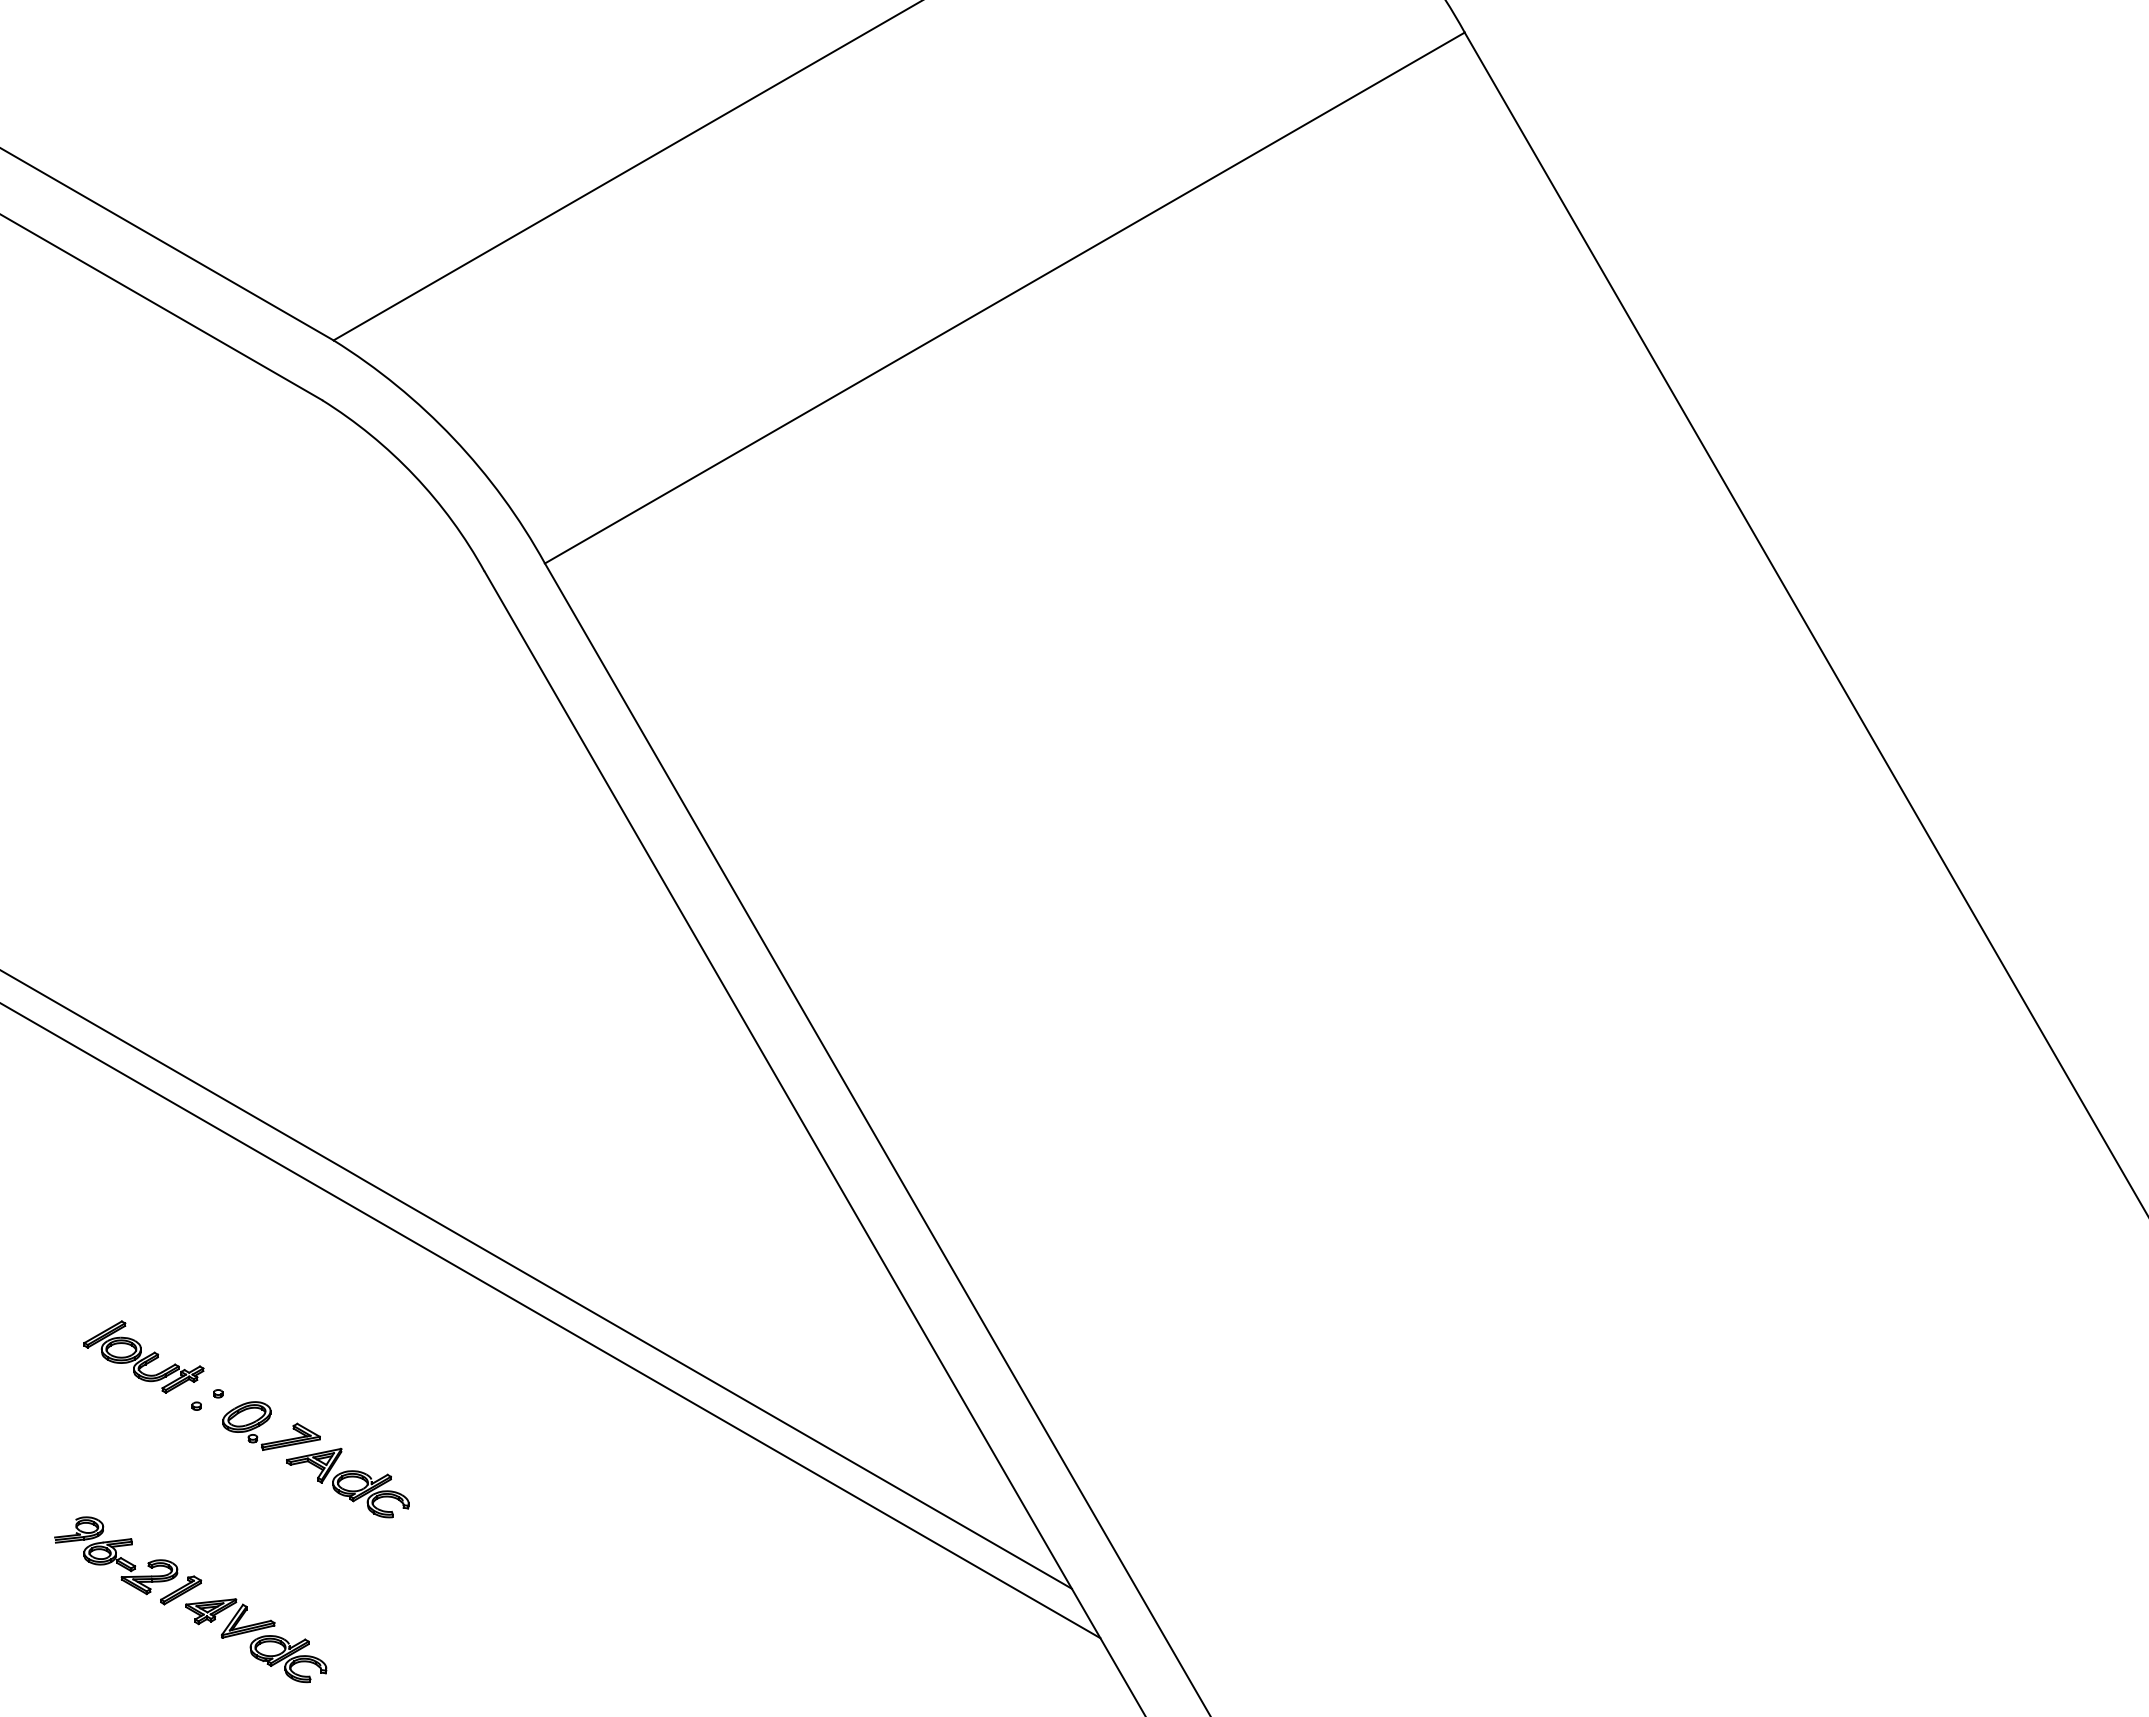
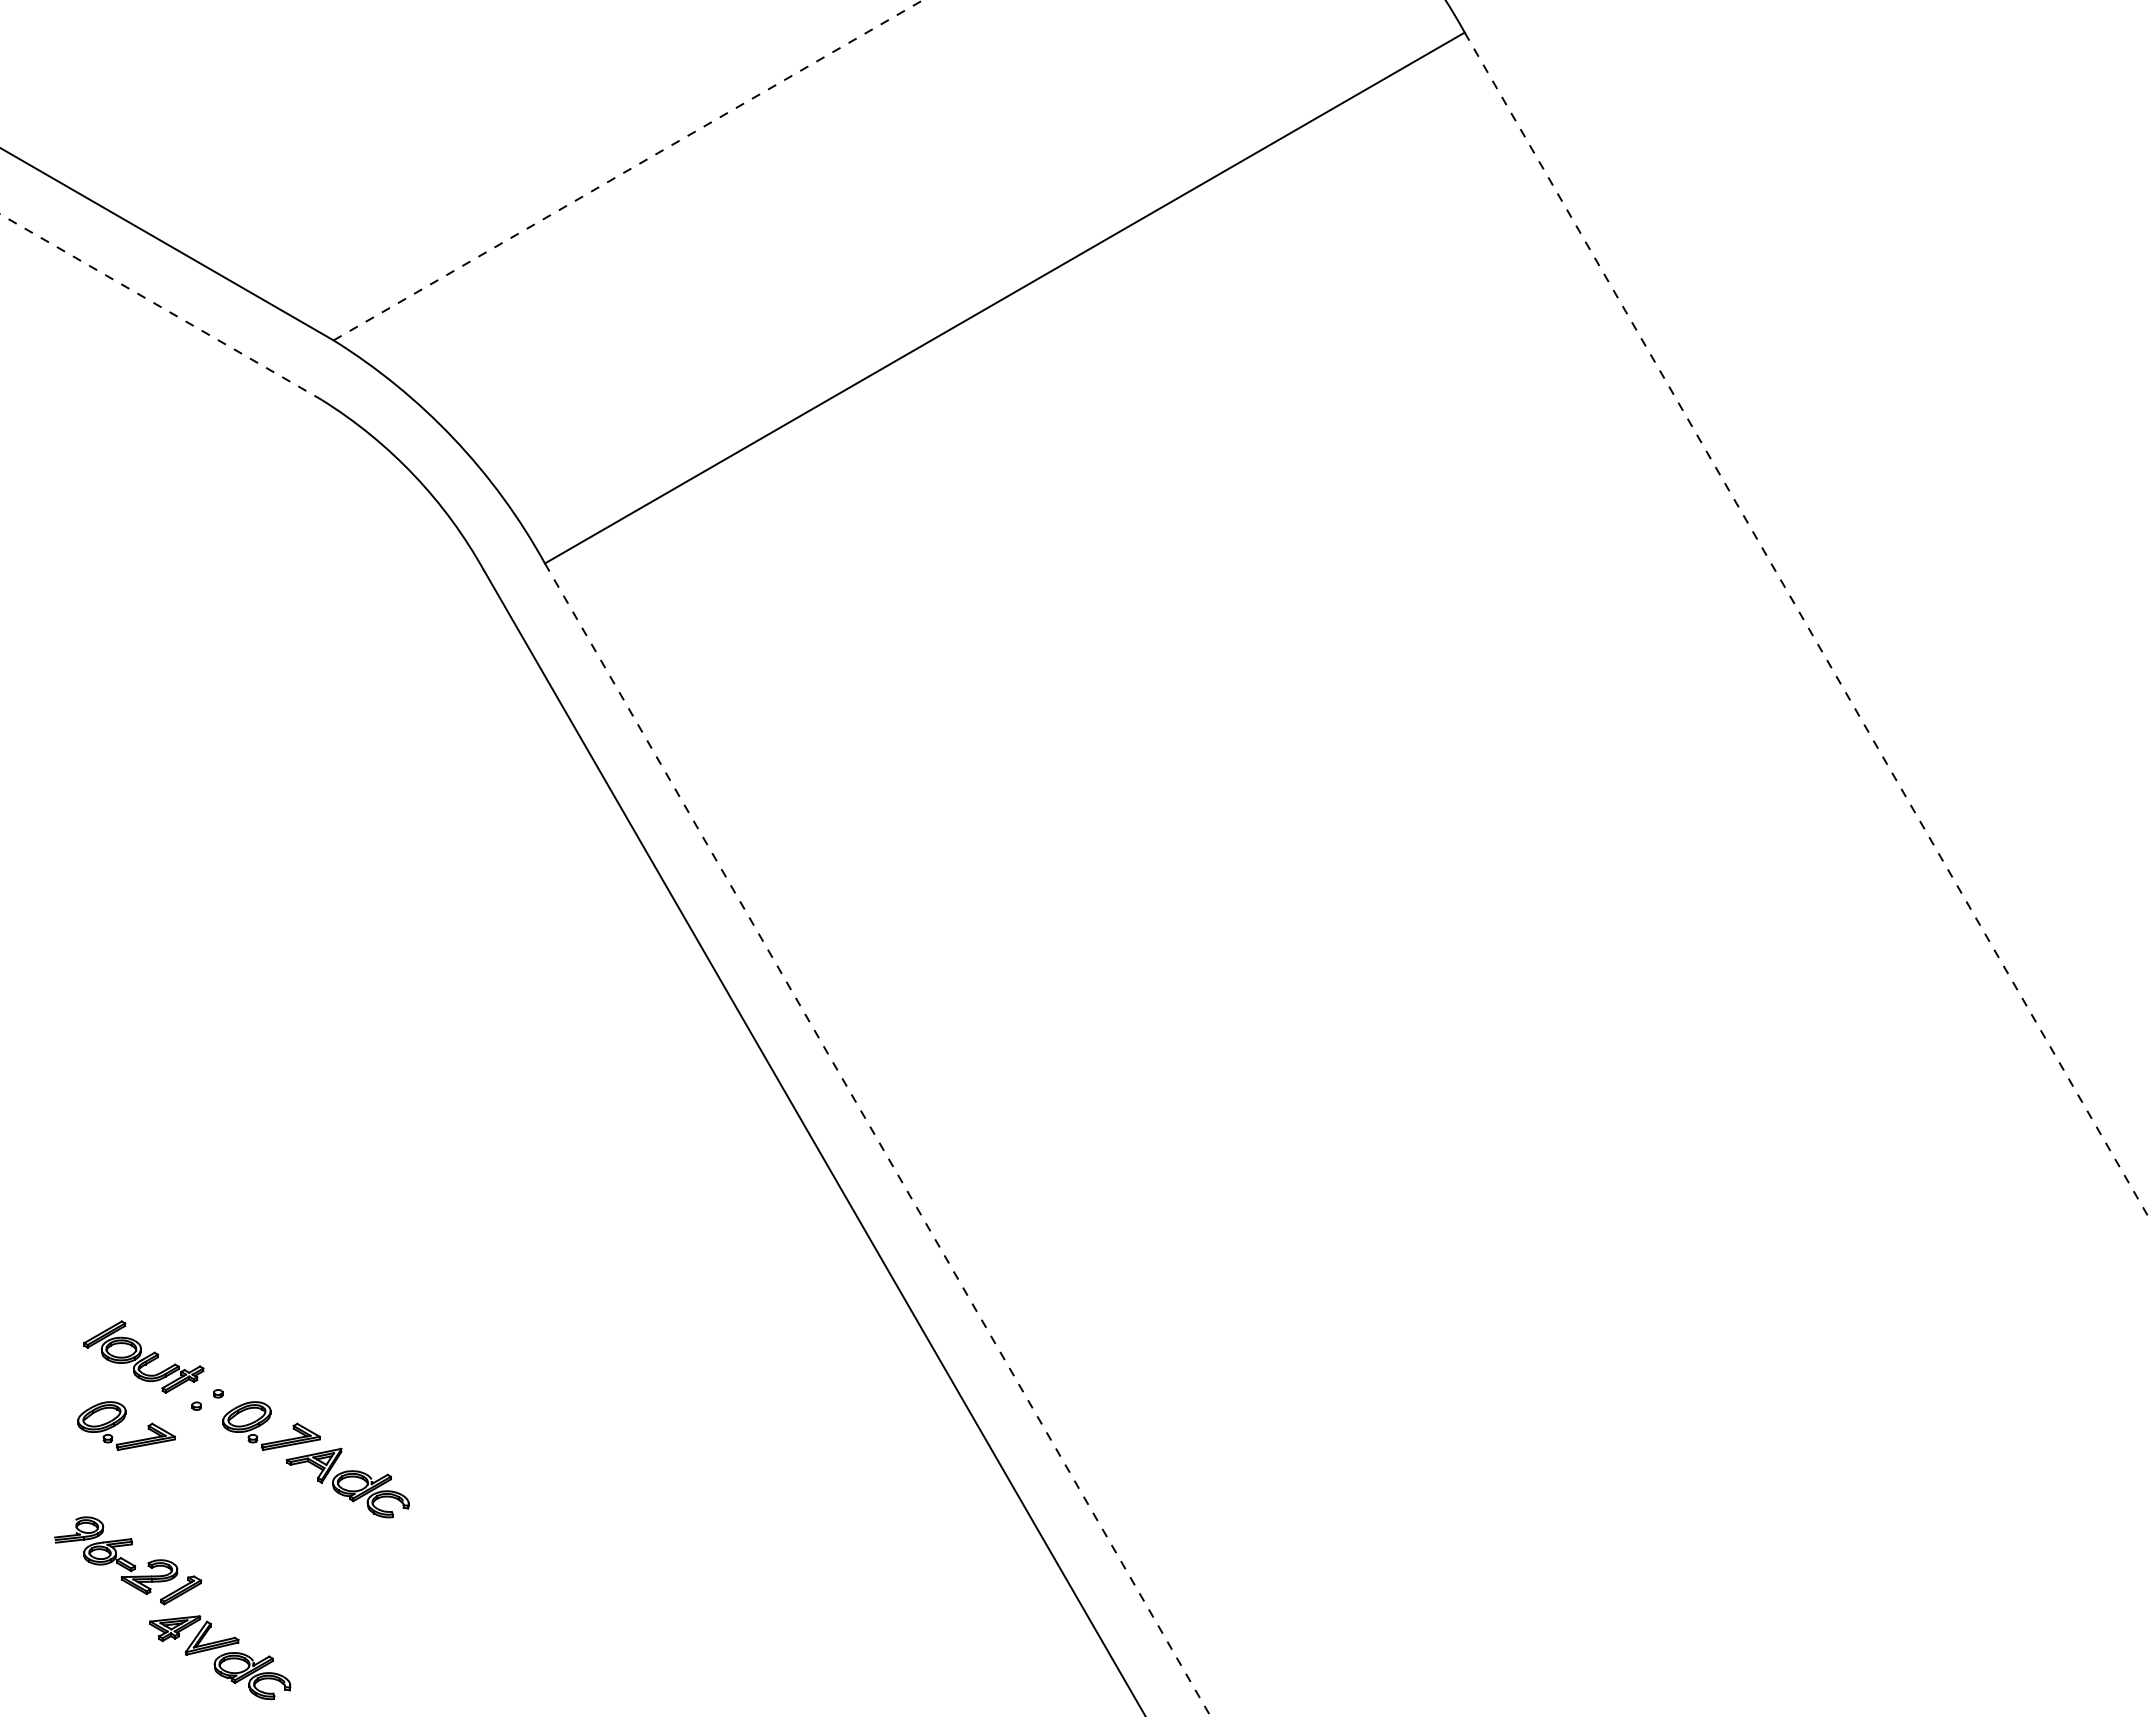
line: solid -> dashed (628, 170)
line: solid -> dashed (161, 307)
line: solid -> dashed (1806, 624)
line: solid -> dashed (877, 1140)
line: present -> none (536, 1279)
line: present -> none (551, 1321)
part: none -> present (126, 1425)
part position: (256, 1640) -> (220, 1657) (220, 1657)
